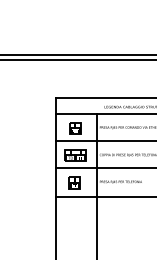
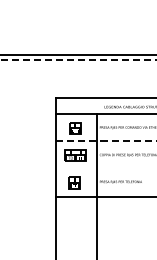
line: solid -> dashed (78, 59)
line: solid -> dashed (106, 141)
line: present -> none (104, 167)
